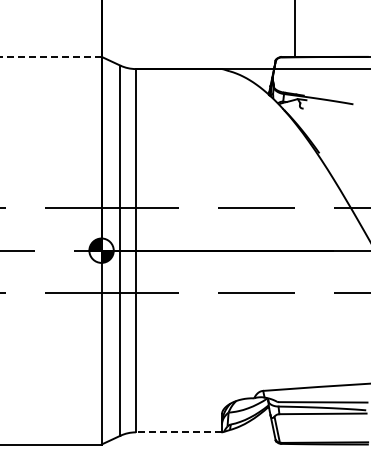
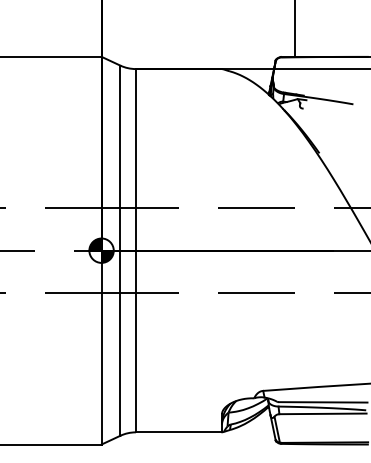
line: dashed -> solid (50, 56)
line: dashed -> solid (178, 432)
